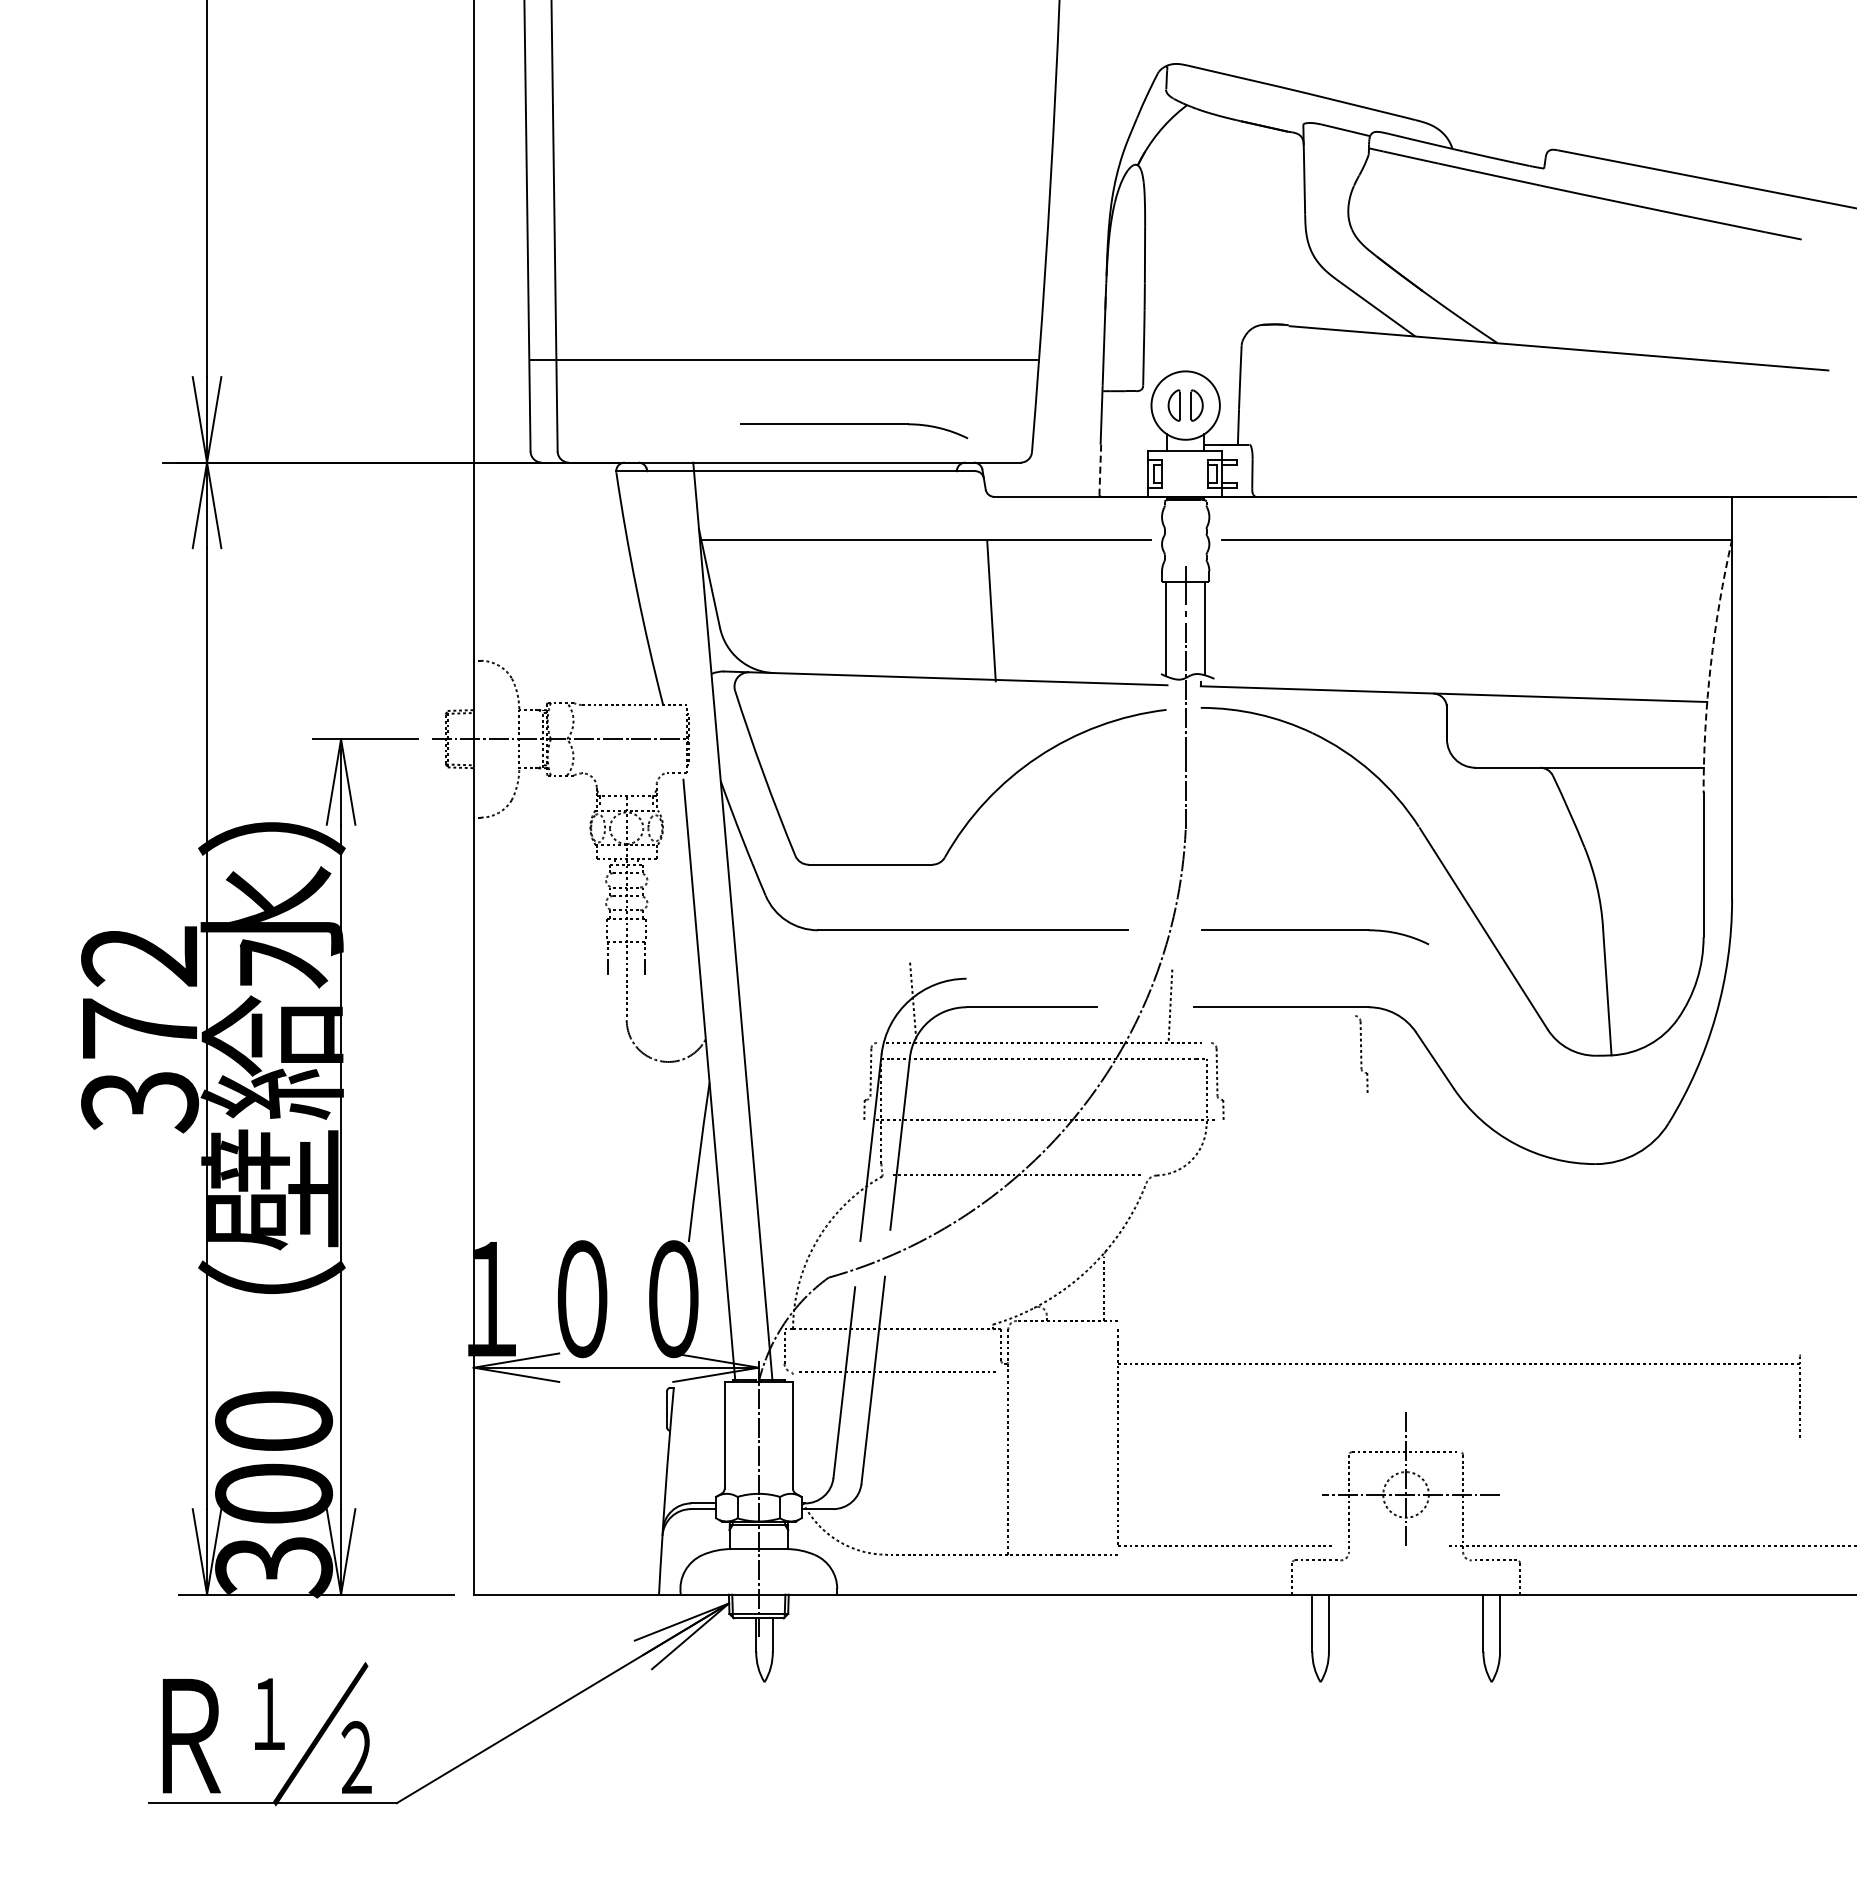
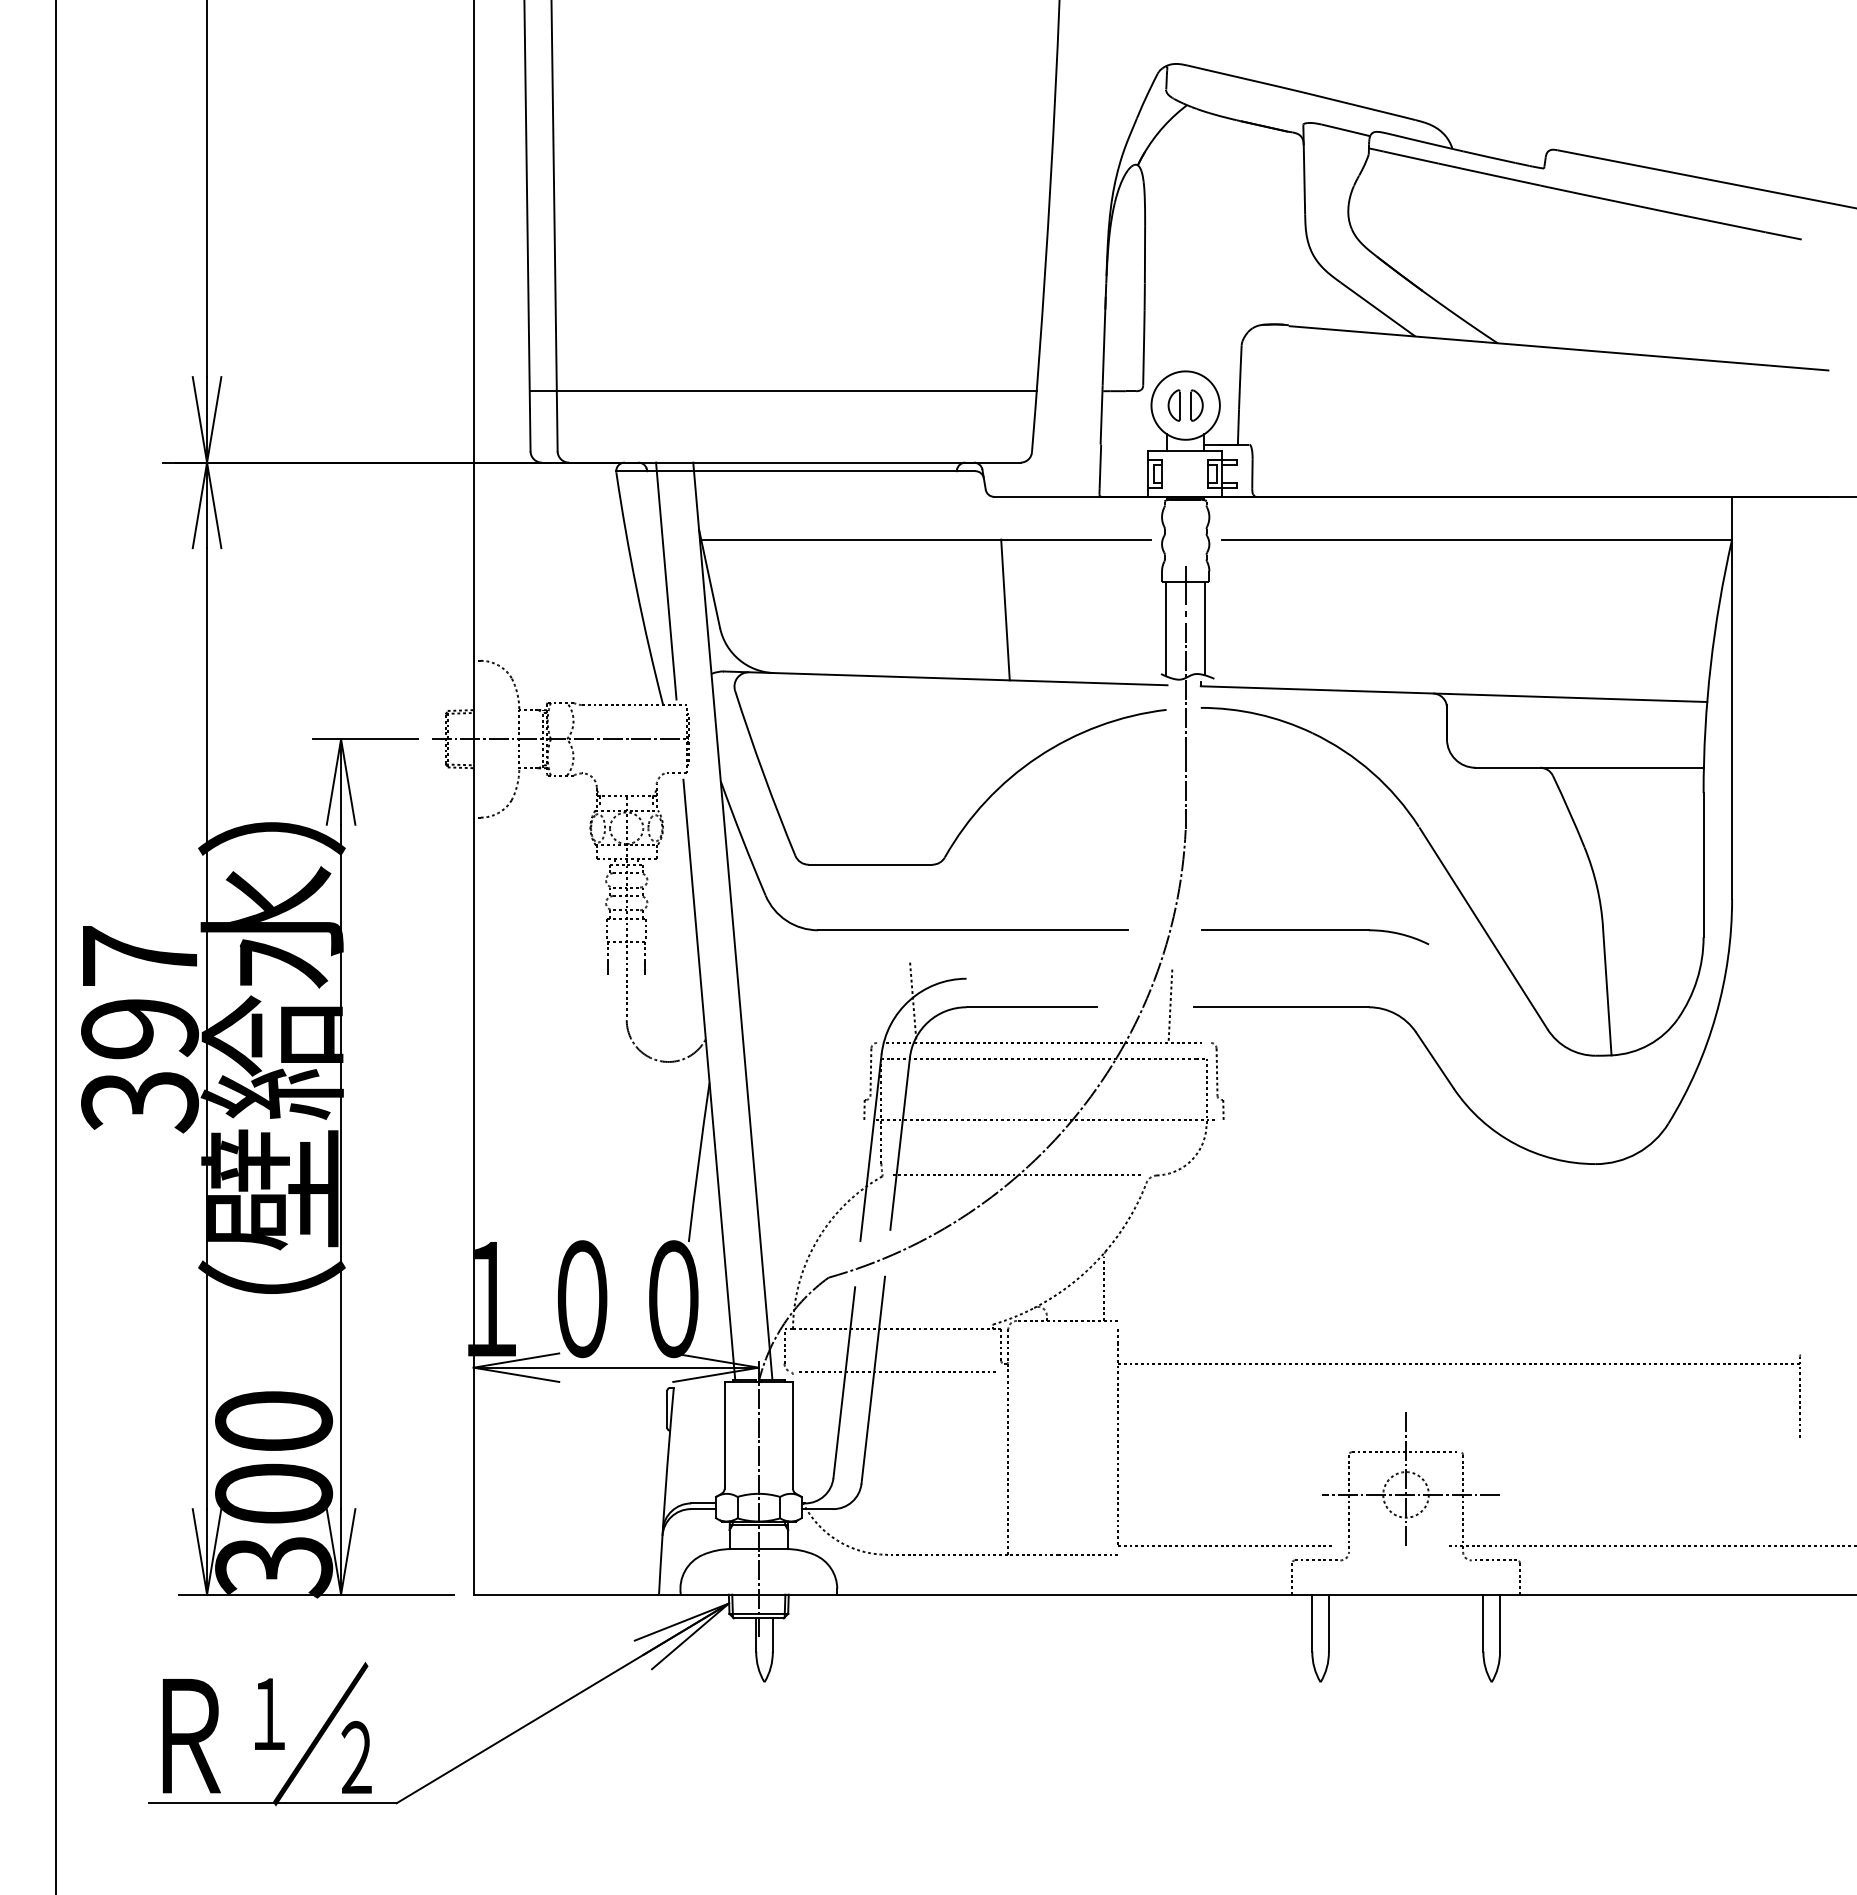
line position: (782, 360) -> (782, 391) (782, 391)
part: present -> none (854, 424)
line: dashed -> solid (1100, 467)
line: none -> present (666, 580)
line position: (991, 610) -> (1005, 609) (1005, 609)
arc: dashed -> solid (1710, 665)
line: none -> present (55, 946)
text: 372 -> 397 (140, 992)
part: present -> none (1361, 1053)
